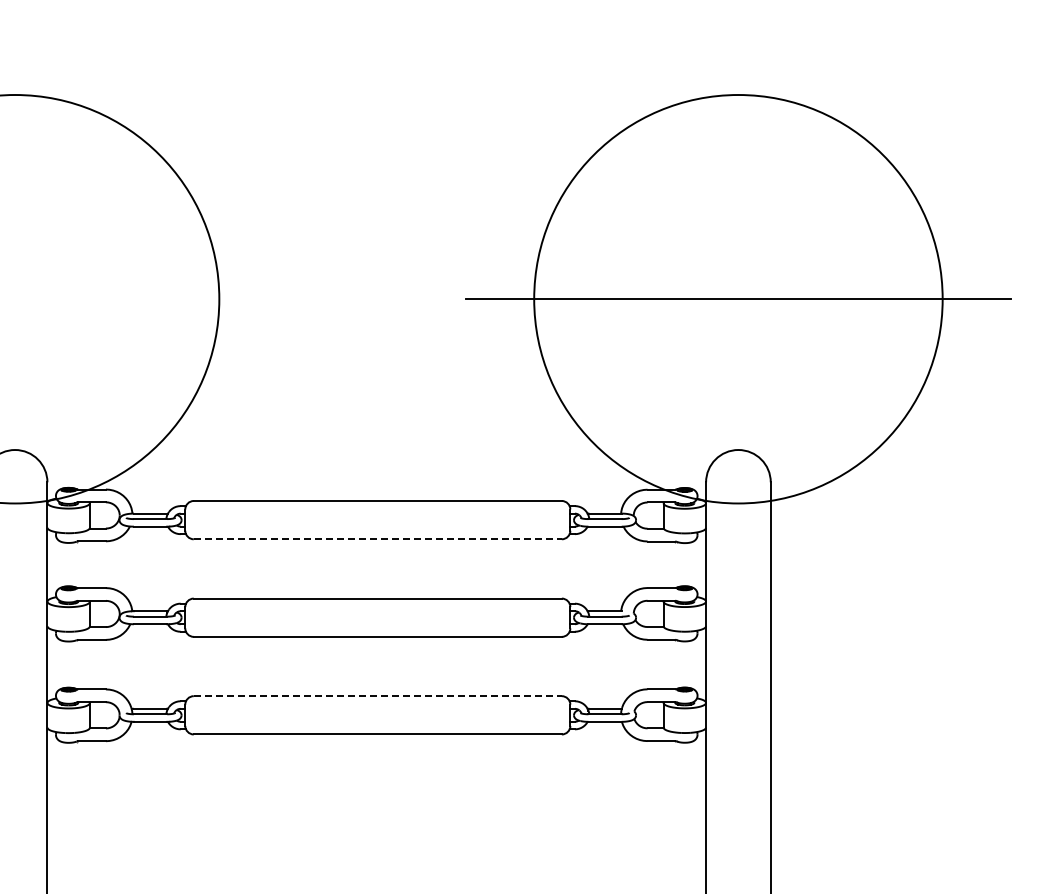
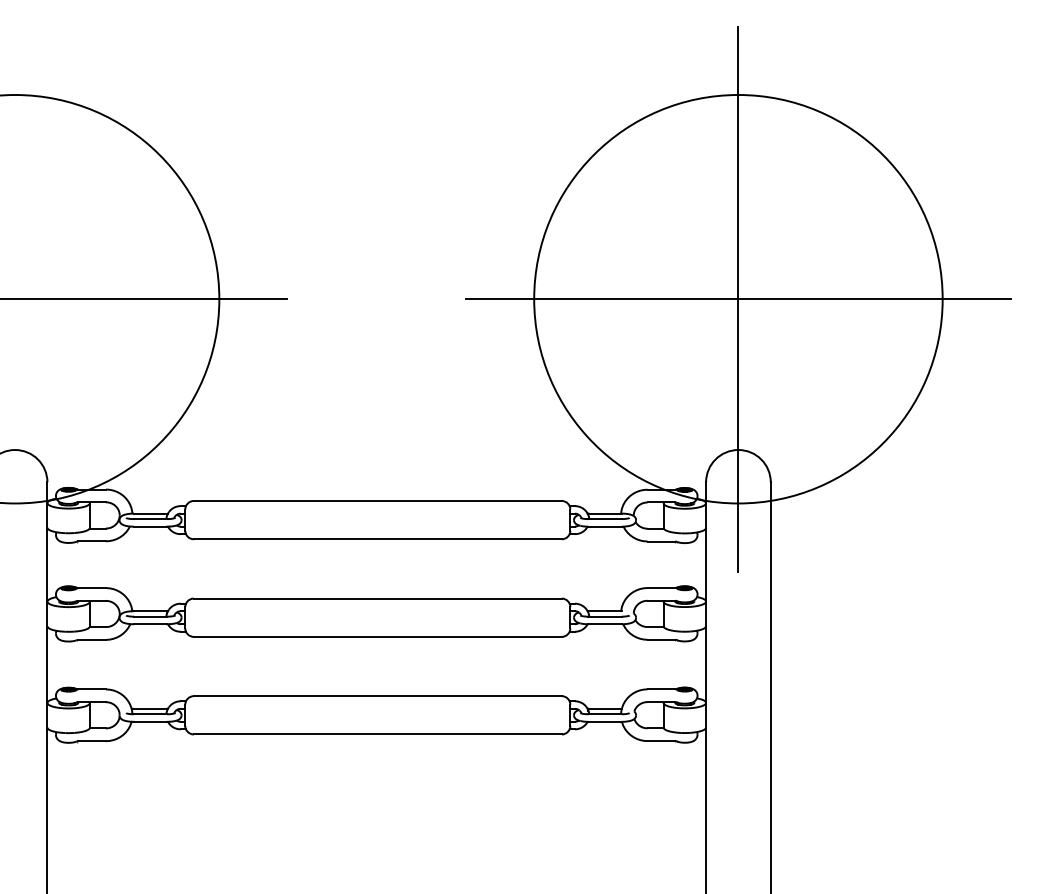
line: none -> present (738, 298)
line: none -> present (144, 299)
line: dashed -> solid (378, 539)
line: dashed -> solid (378, 696)
